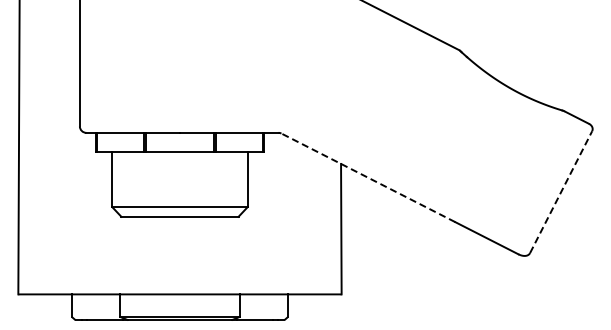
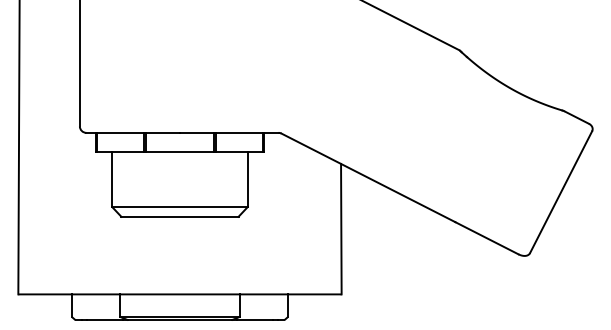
line: dashed -> solid (368, 177)
line: dashed -> solid (561, 191)
